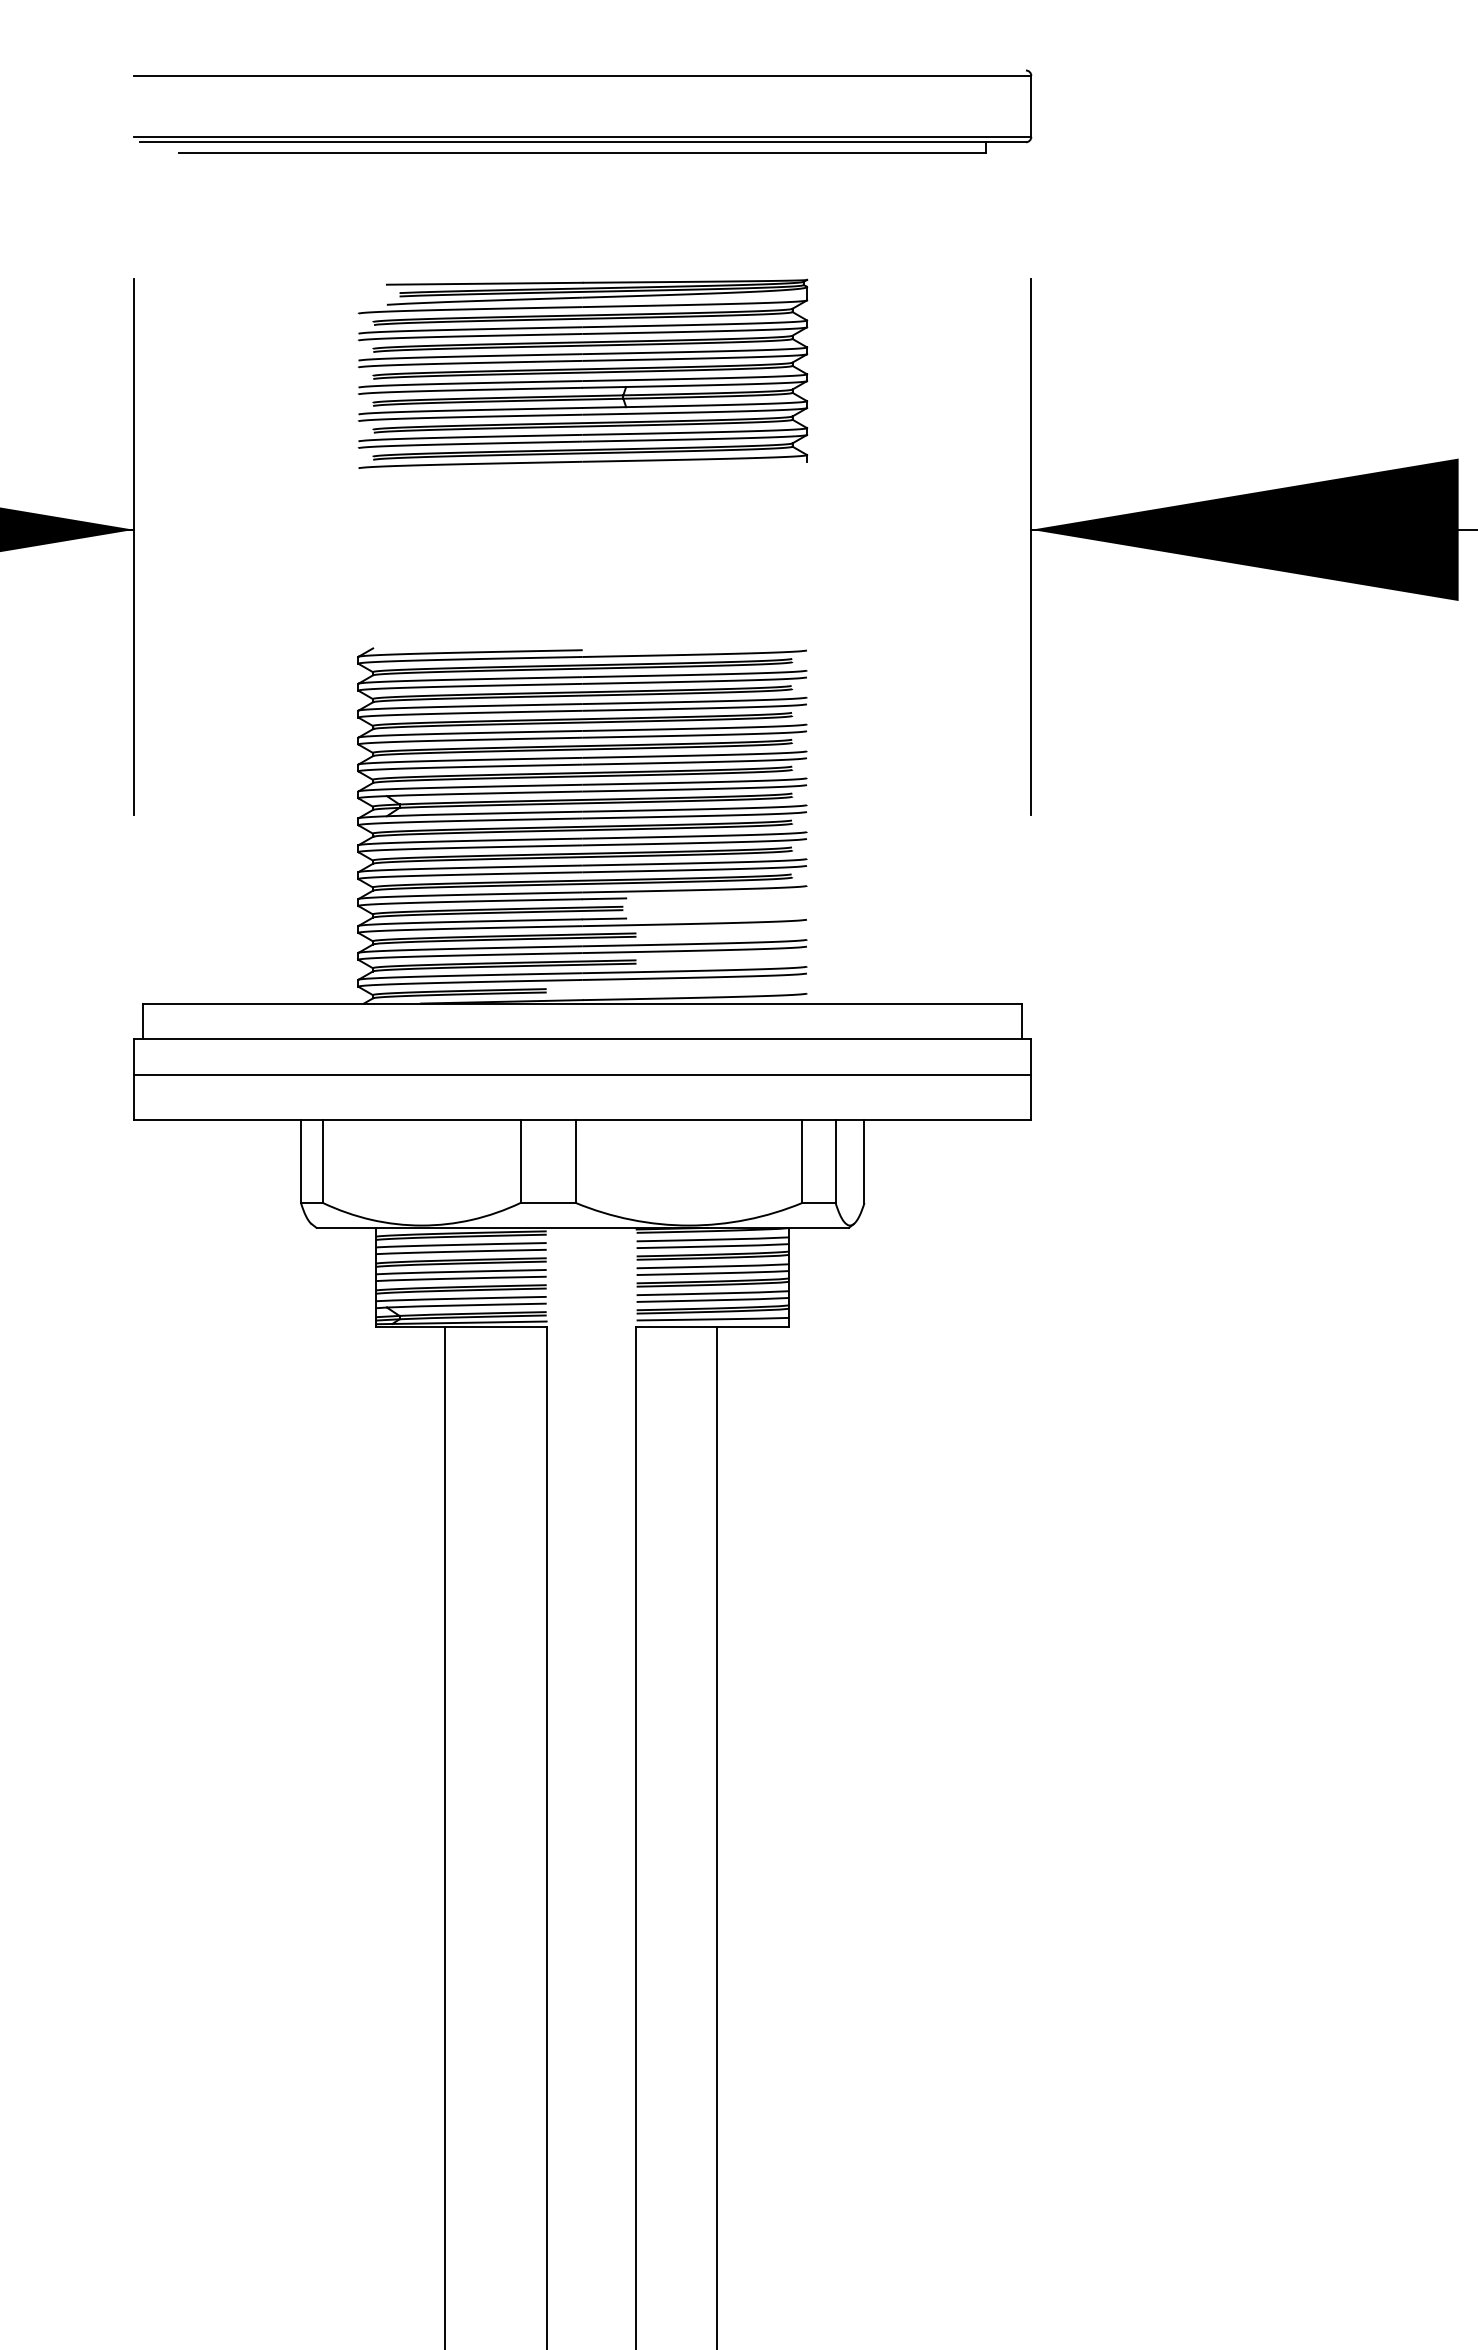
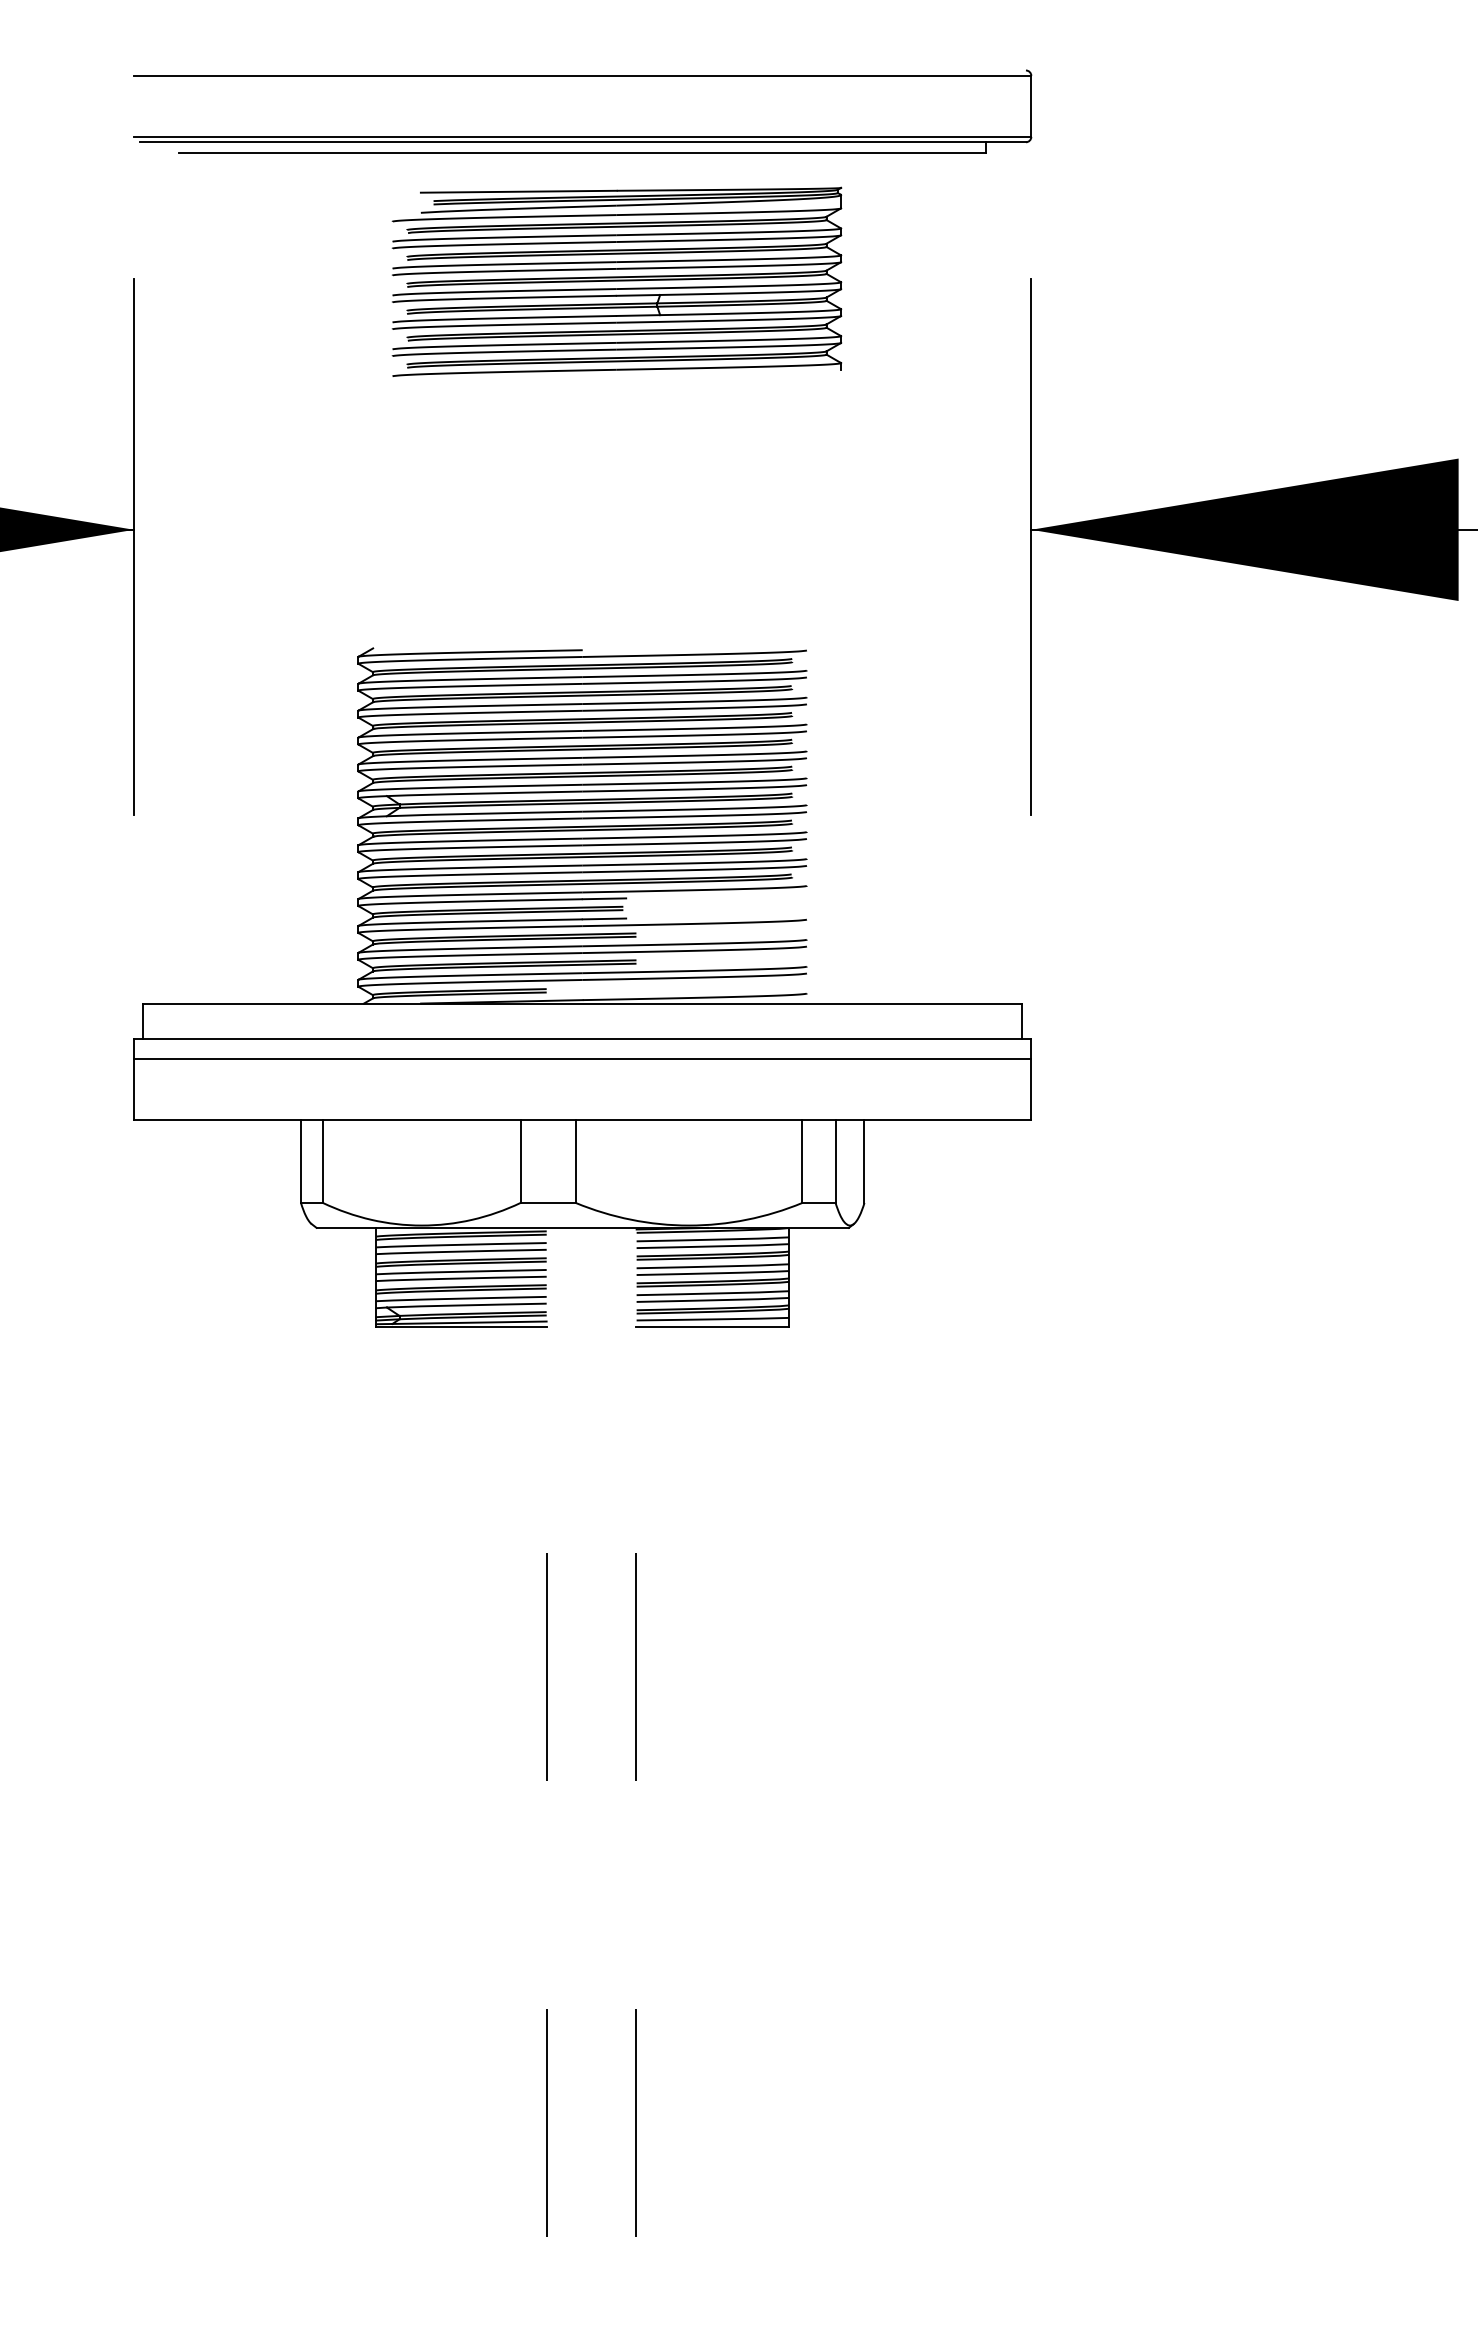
part position: (582, 373) -> (616, 281) (616, 281)
line position: (582, 1075) -> (582, 1059) (582, 1059)
line: present -> none (445, 1836)
line: present -> none (717, 1836)
line: solid -> dashed (546, 1837)
line: solid -> dashed (636, 1837)
